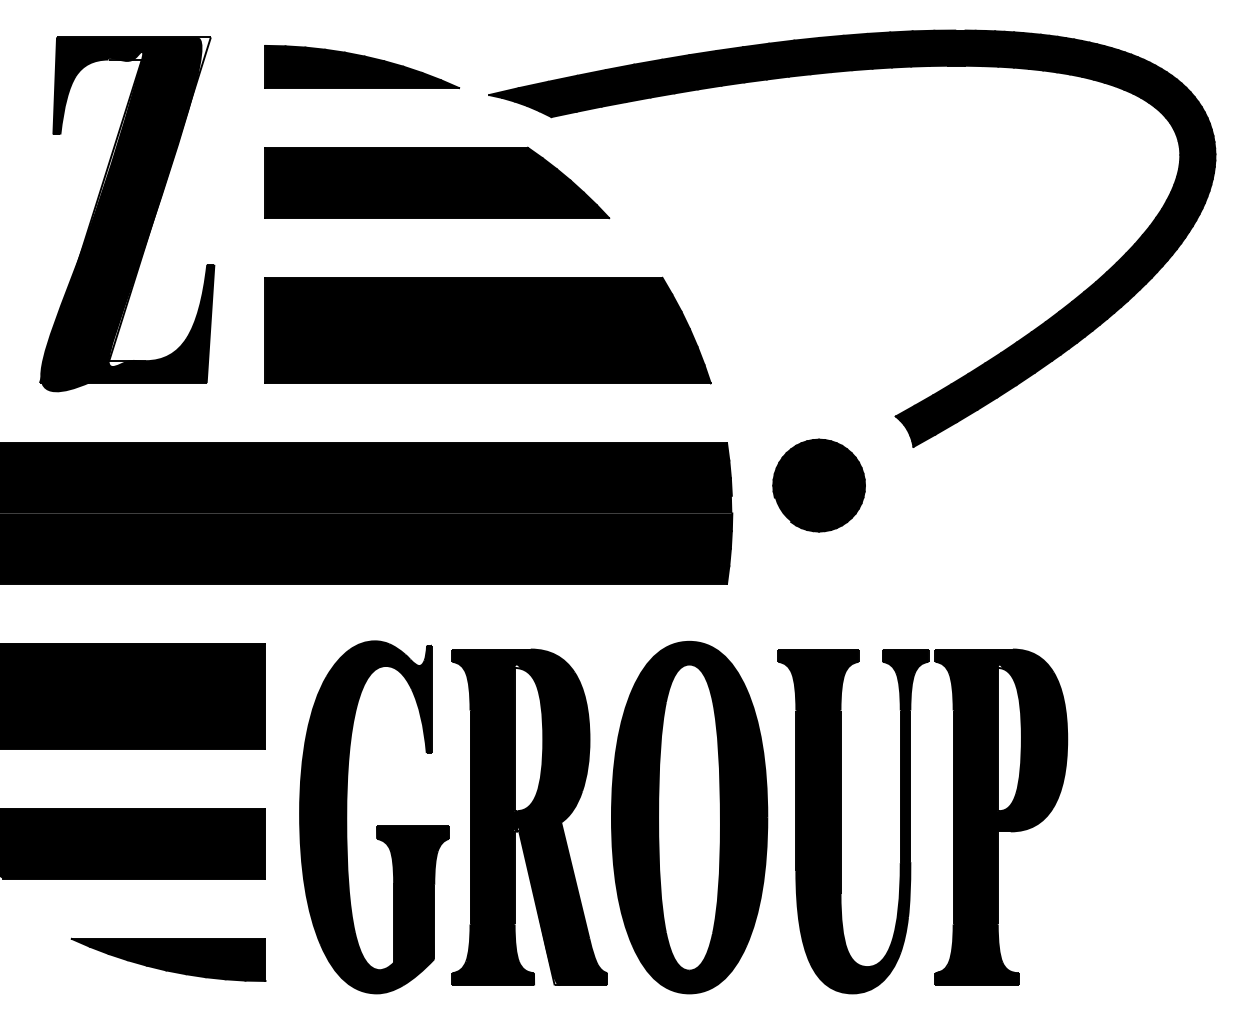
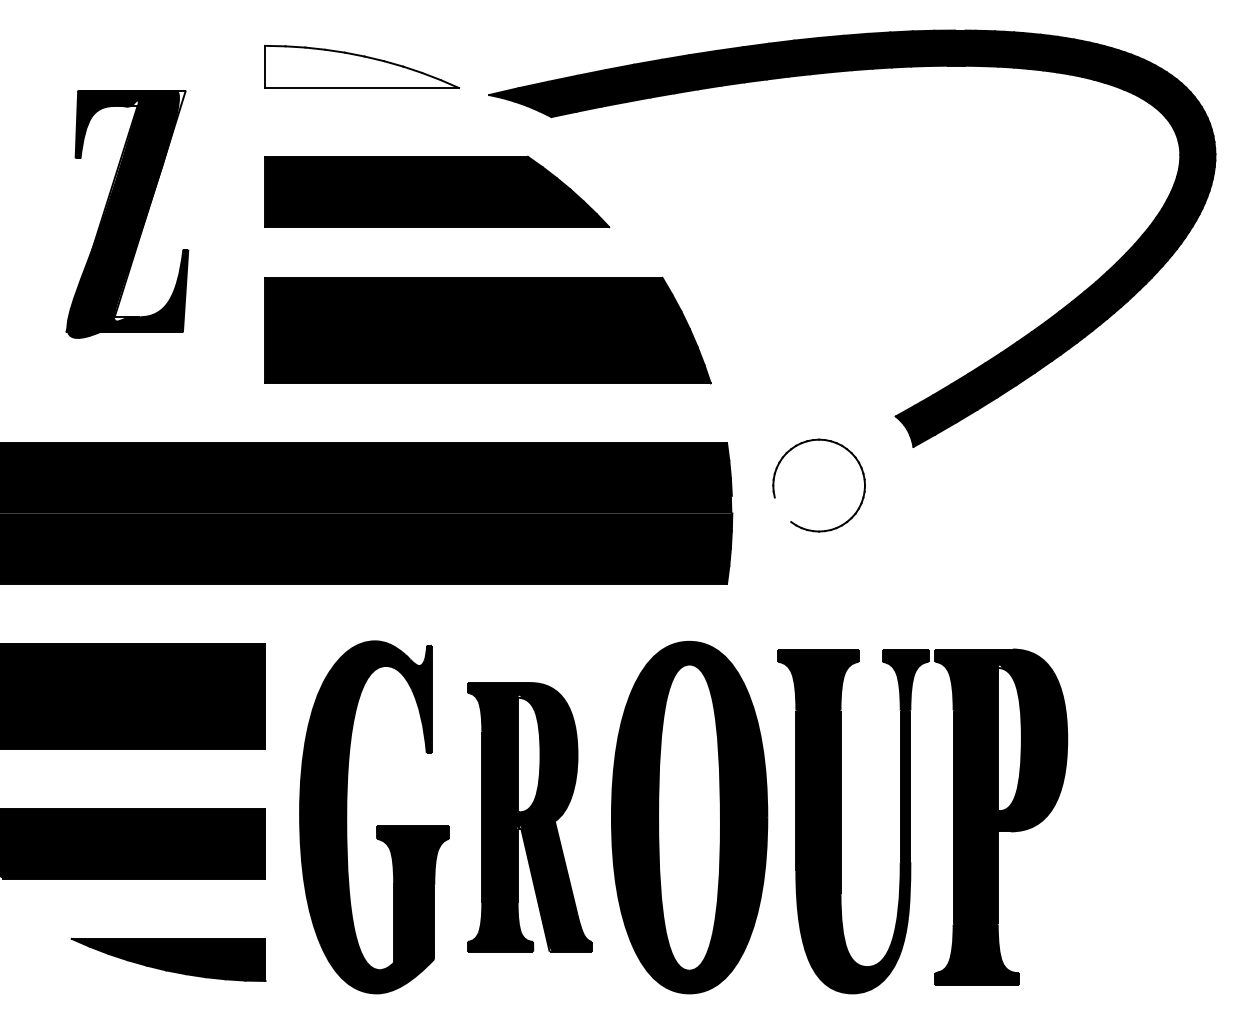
fill: present -> none (362, 66)
part position: (437, 182) -> (437, 191) (437, 191)
part size: 177x357 px -> 125x249 px (127, 214)
fill: present -> none (819, 485)
part size: 157x338 px -> 126x271 px (529, 817)
